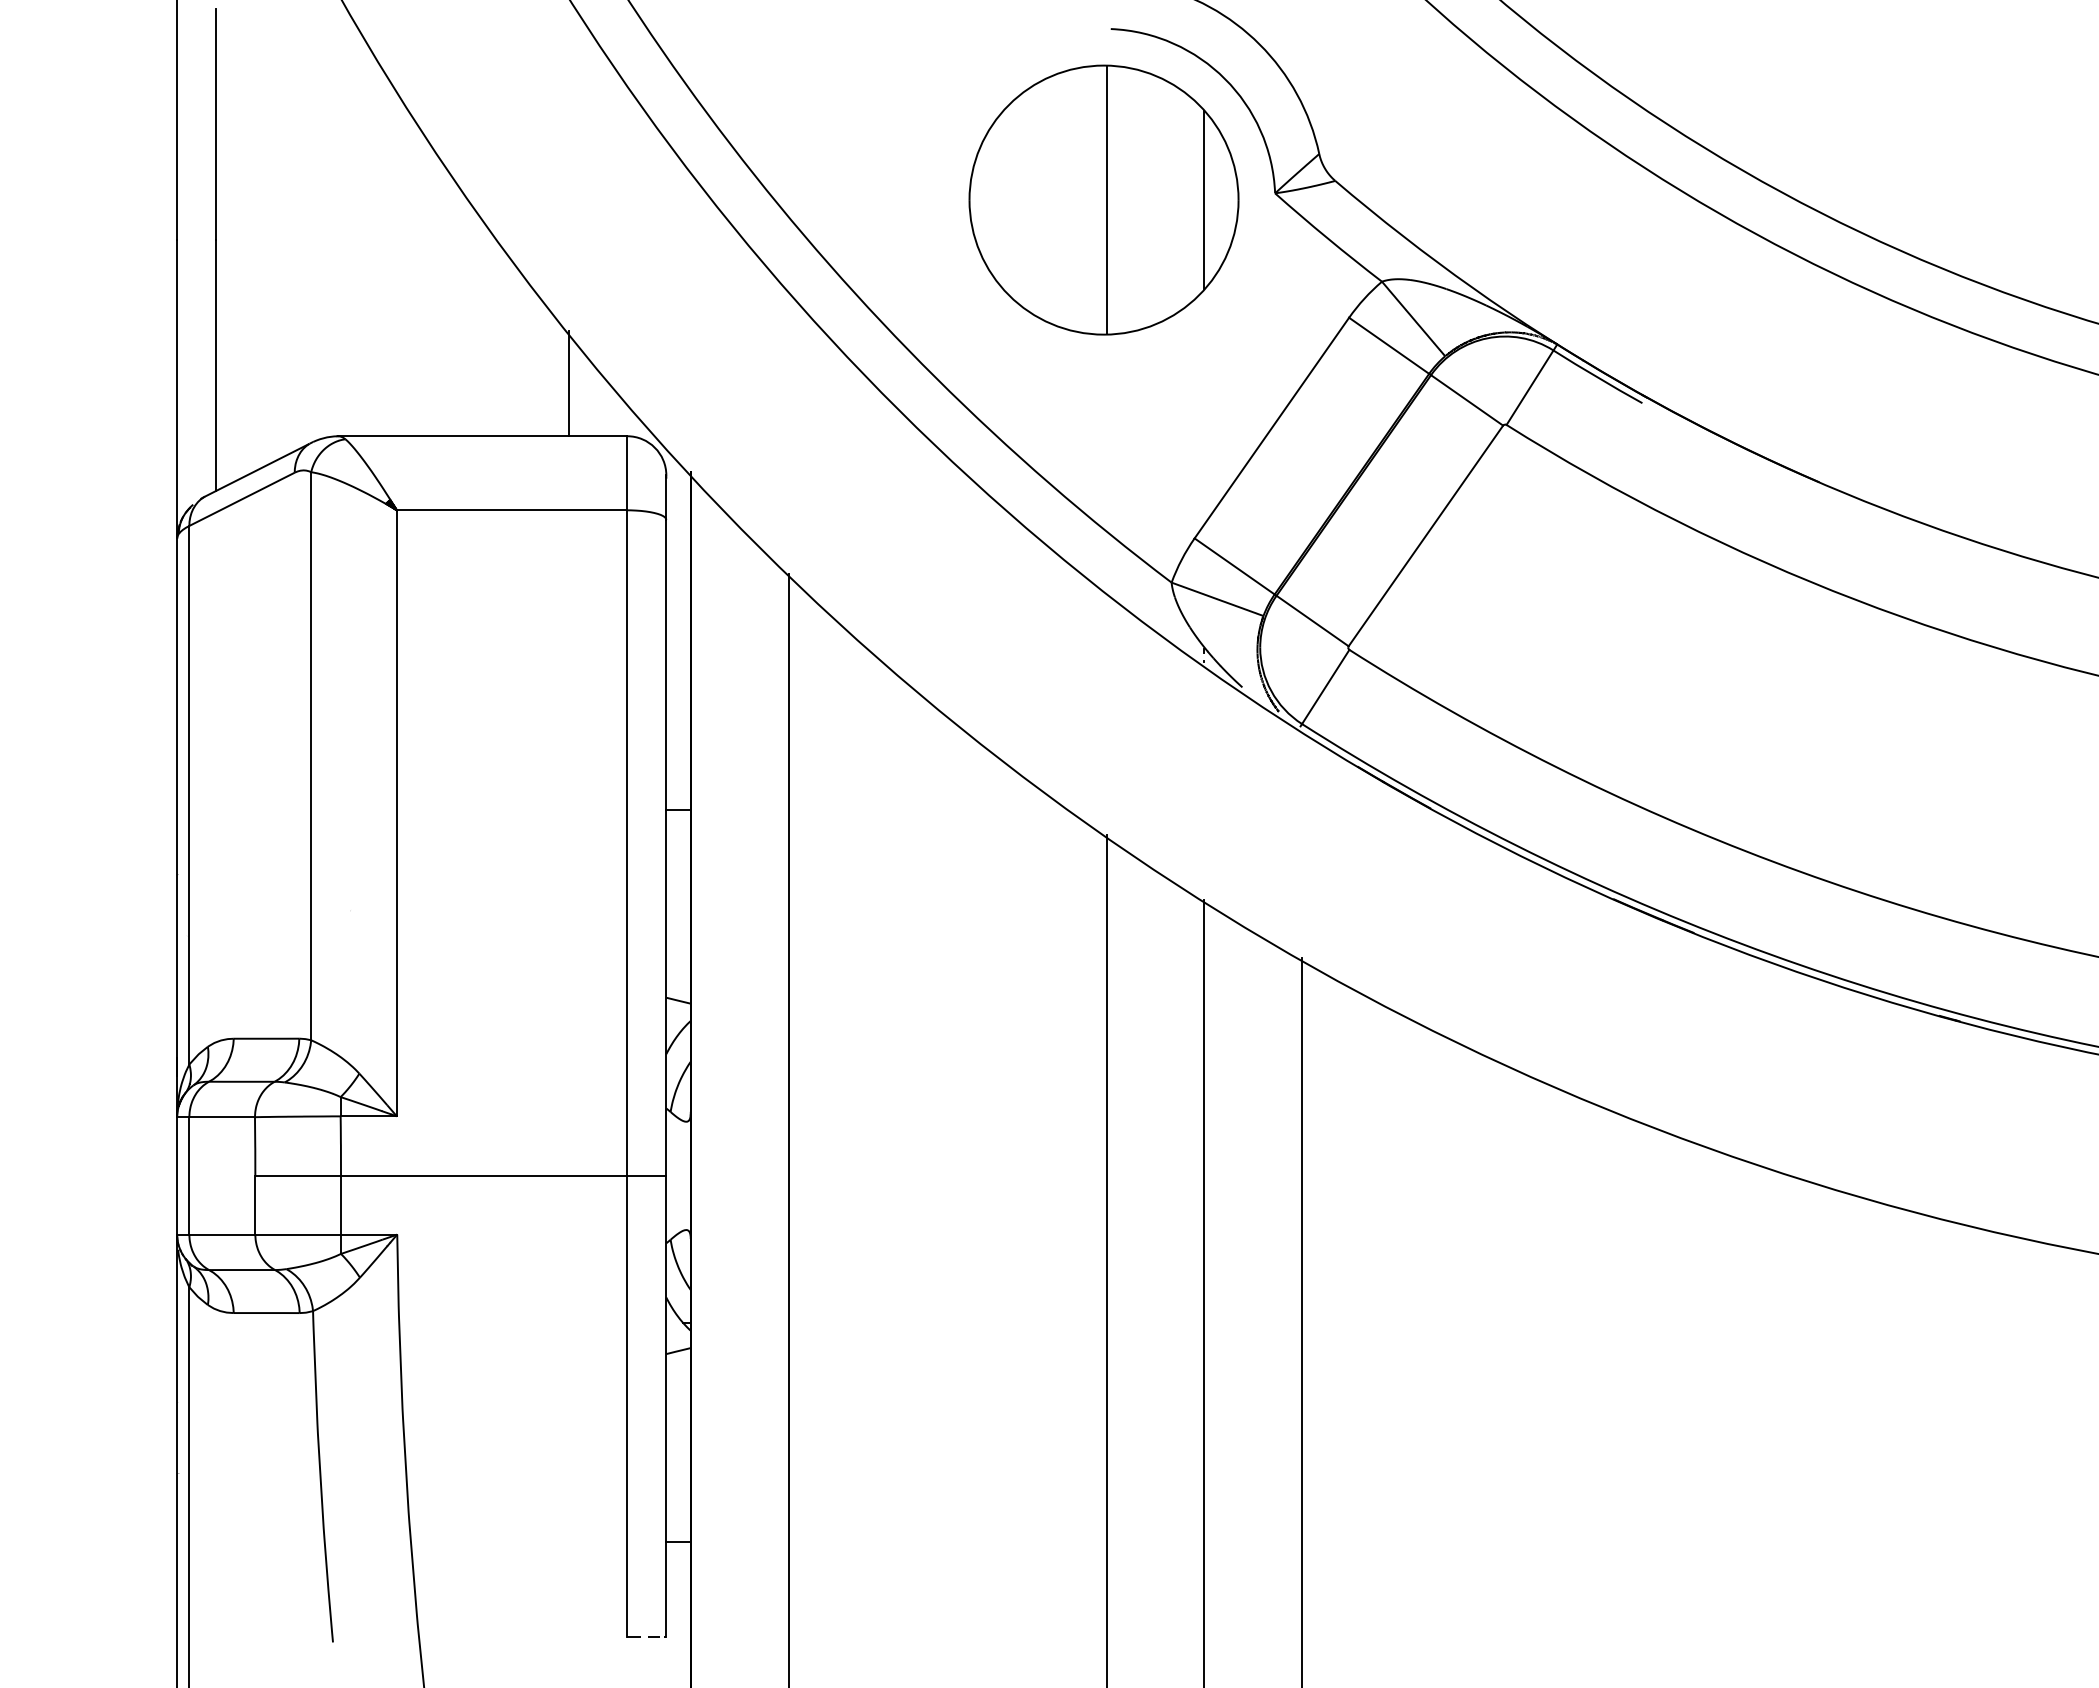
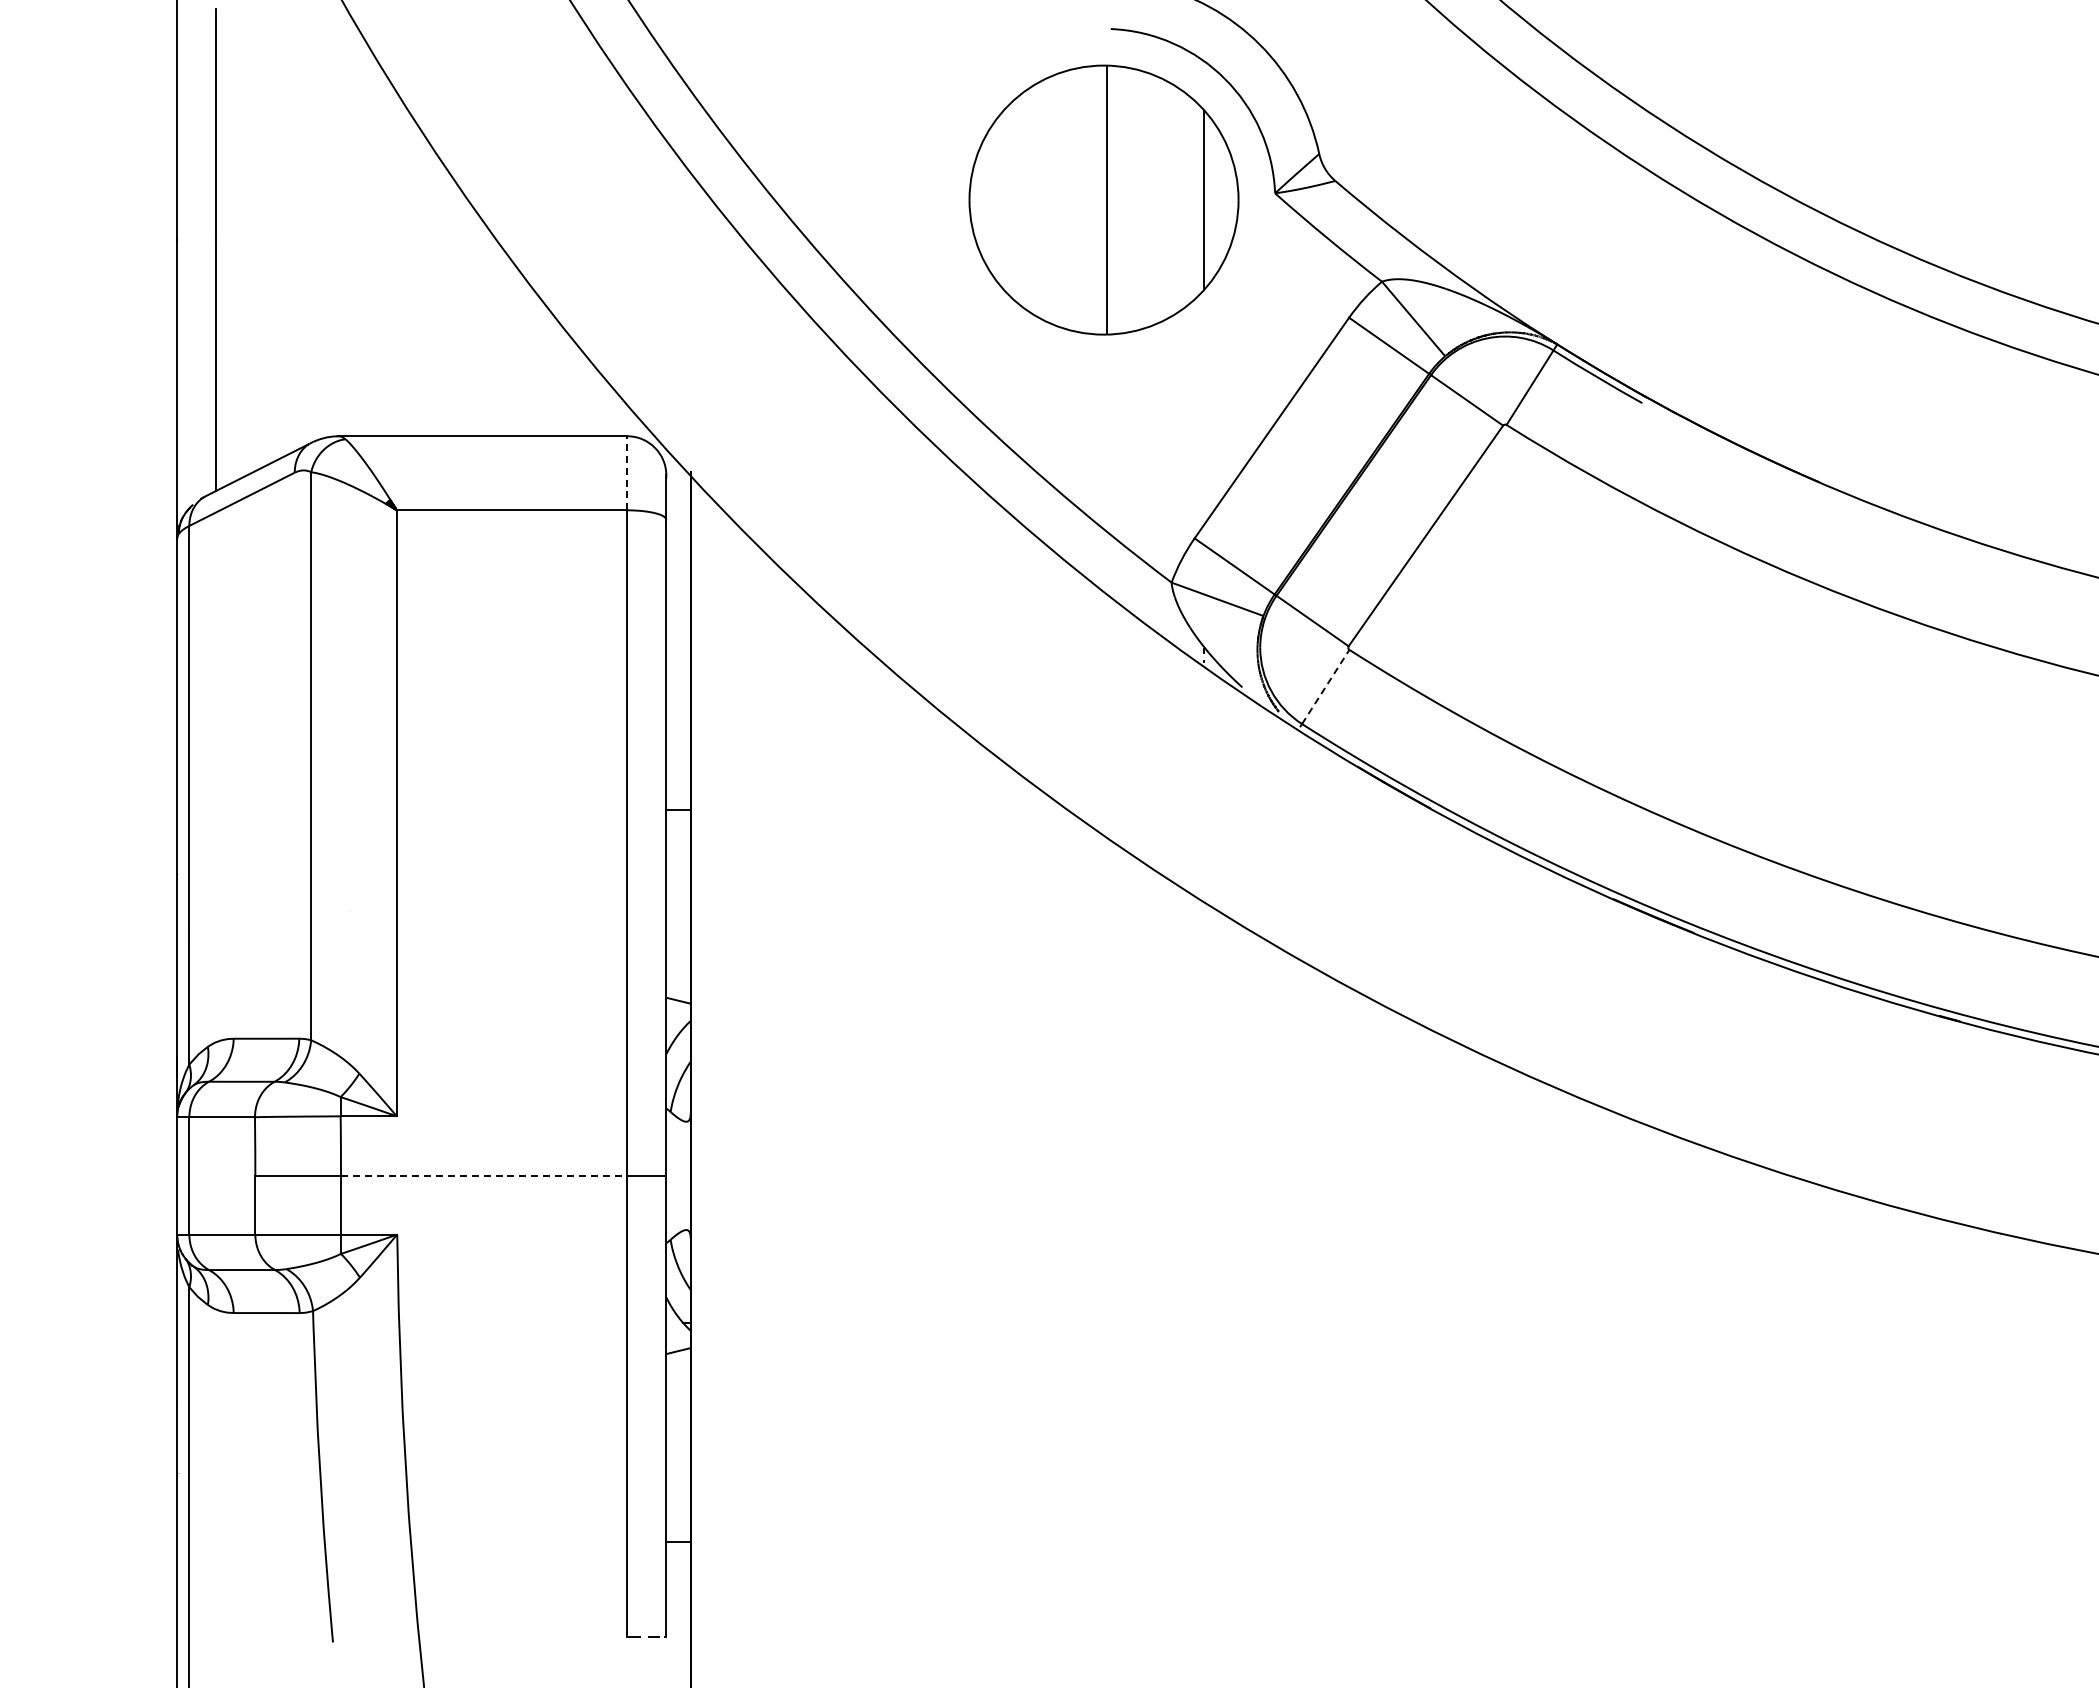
line: present -> none (568, 383)
line: solid -> dashed (627, 472)
line: solid -> dashed (1325, 686)
line: present -> none (788, 1129)
line: solid -> dashed (484, 1175)
line: present -> none (1106, 1259)
line: present -> none (1204, 1291)
line: present -> none (1302, 1321)
